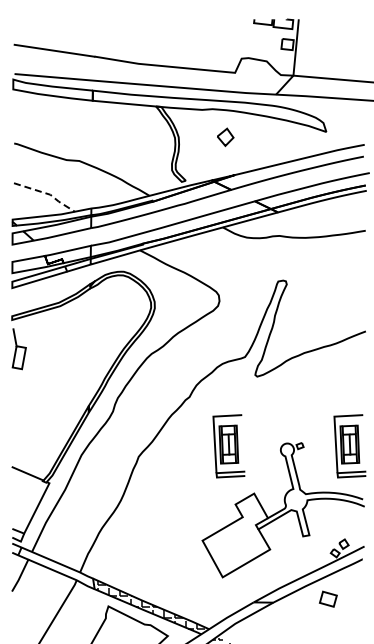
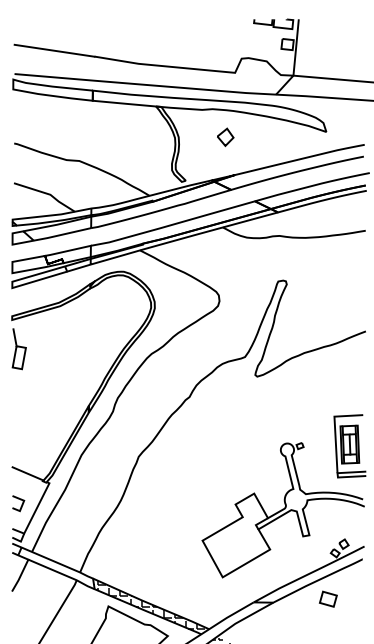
line: dashed -> solid (47, 193)
part: present -> none (228, 446)
line: none -> present (21, 504)
